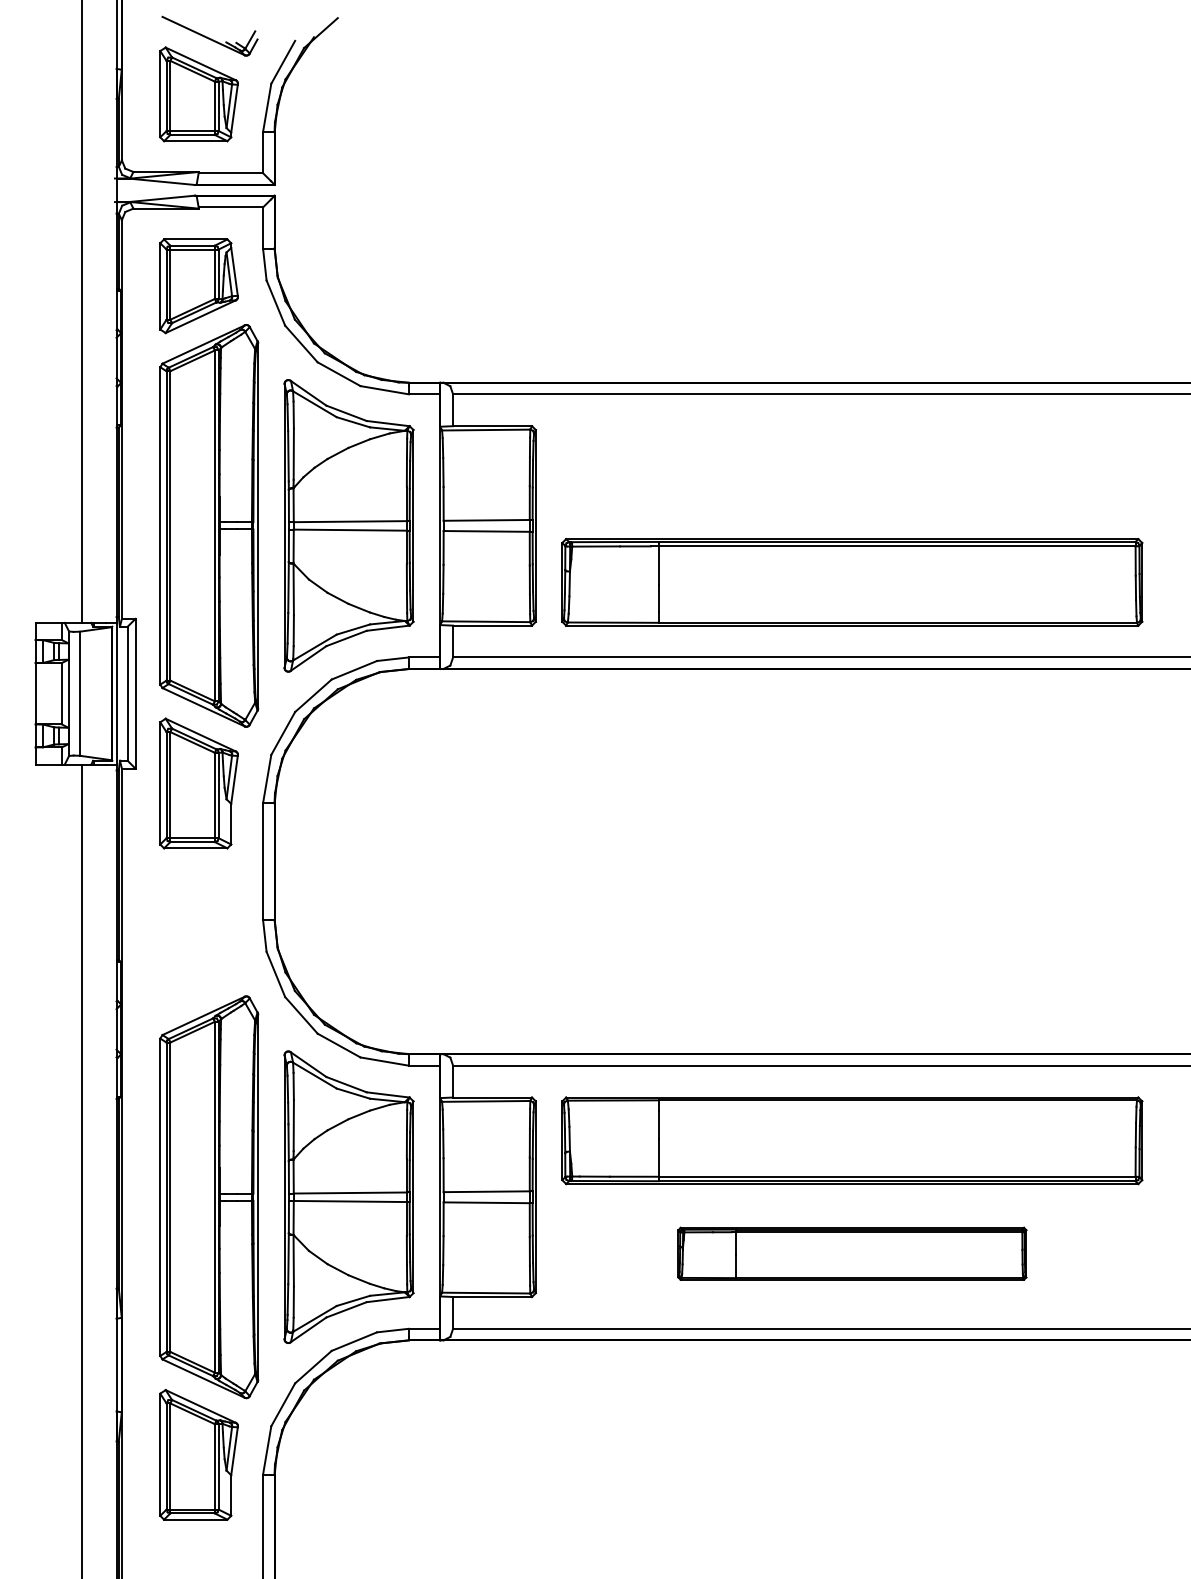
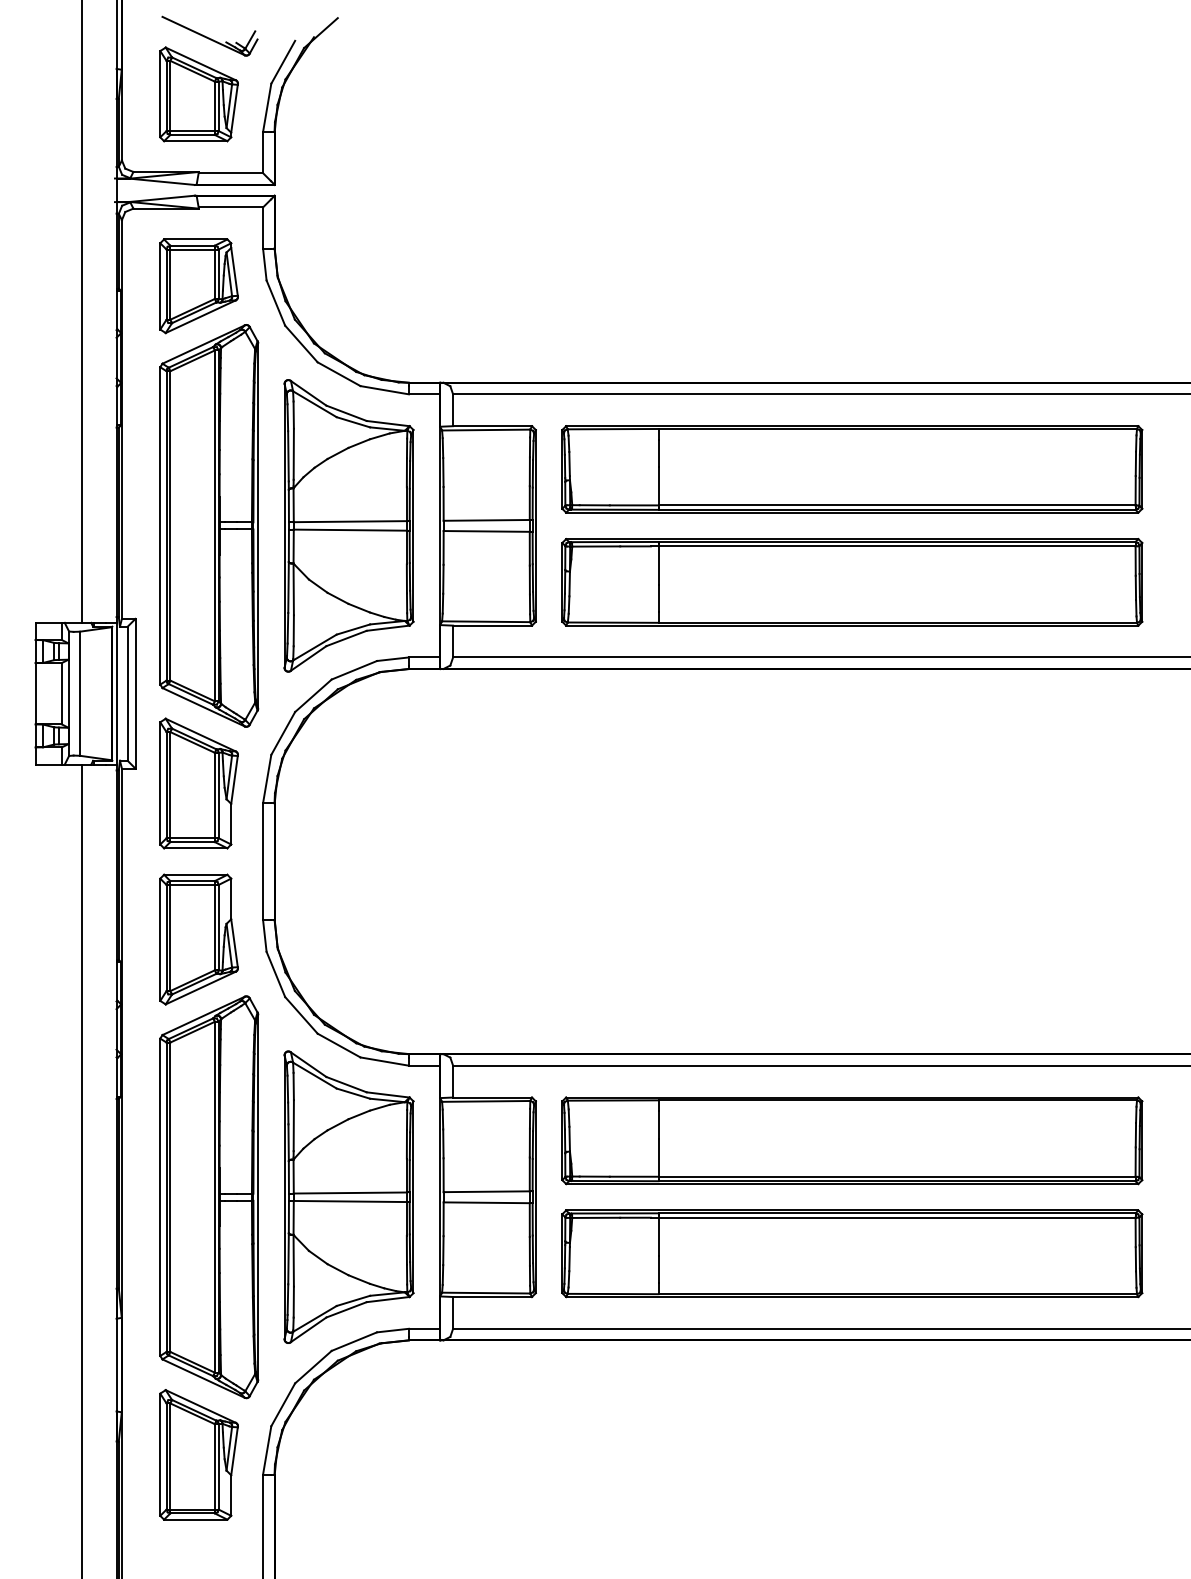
part: none -> present (852, 469)
part: none -> present (198, 939)
part size: 351x55 px -> 583x90 px (852, 1253)
